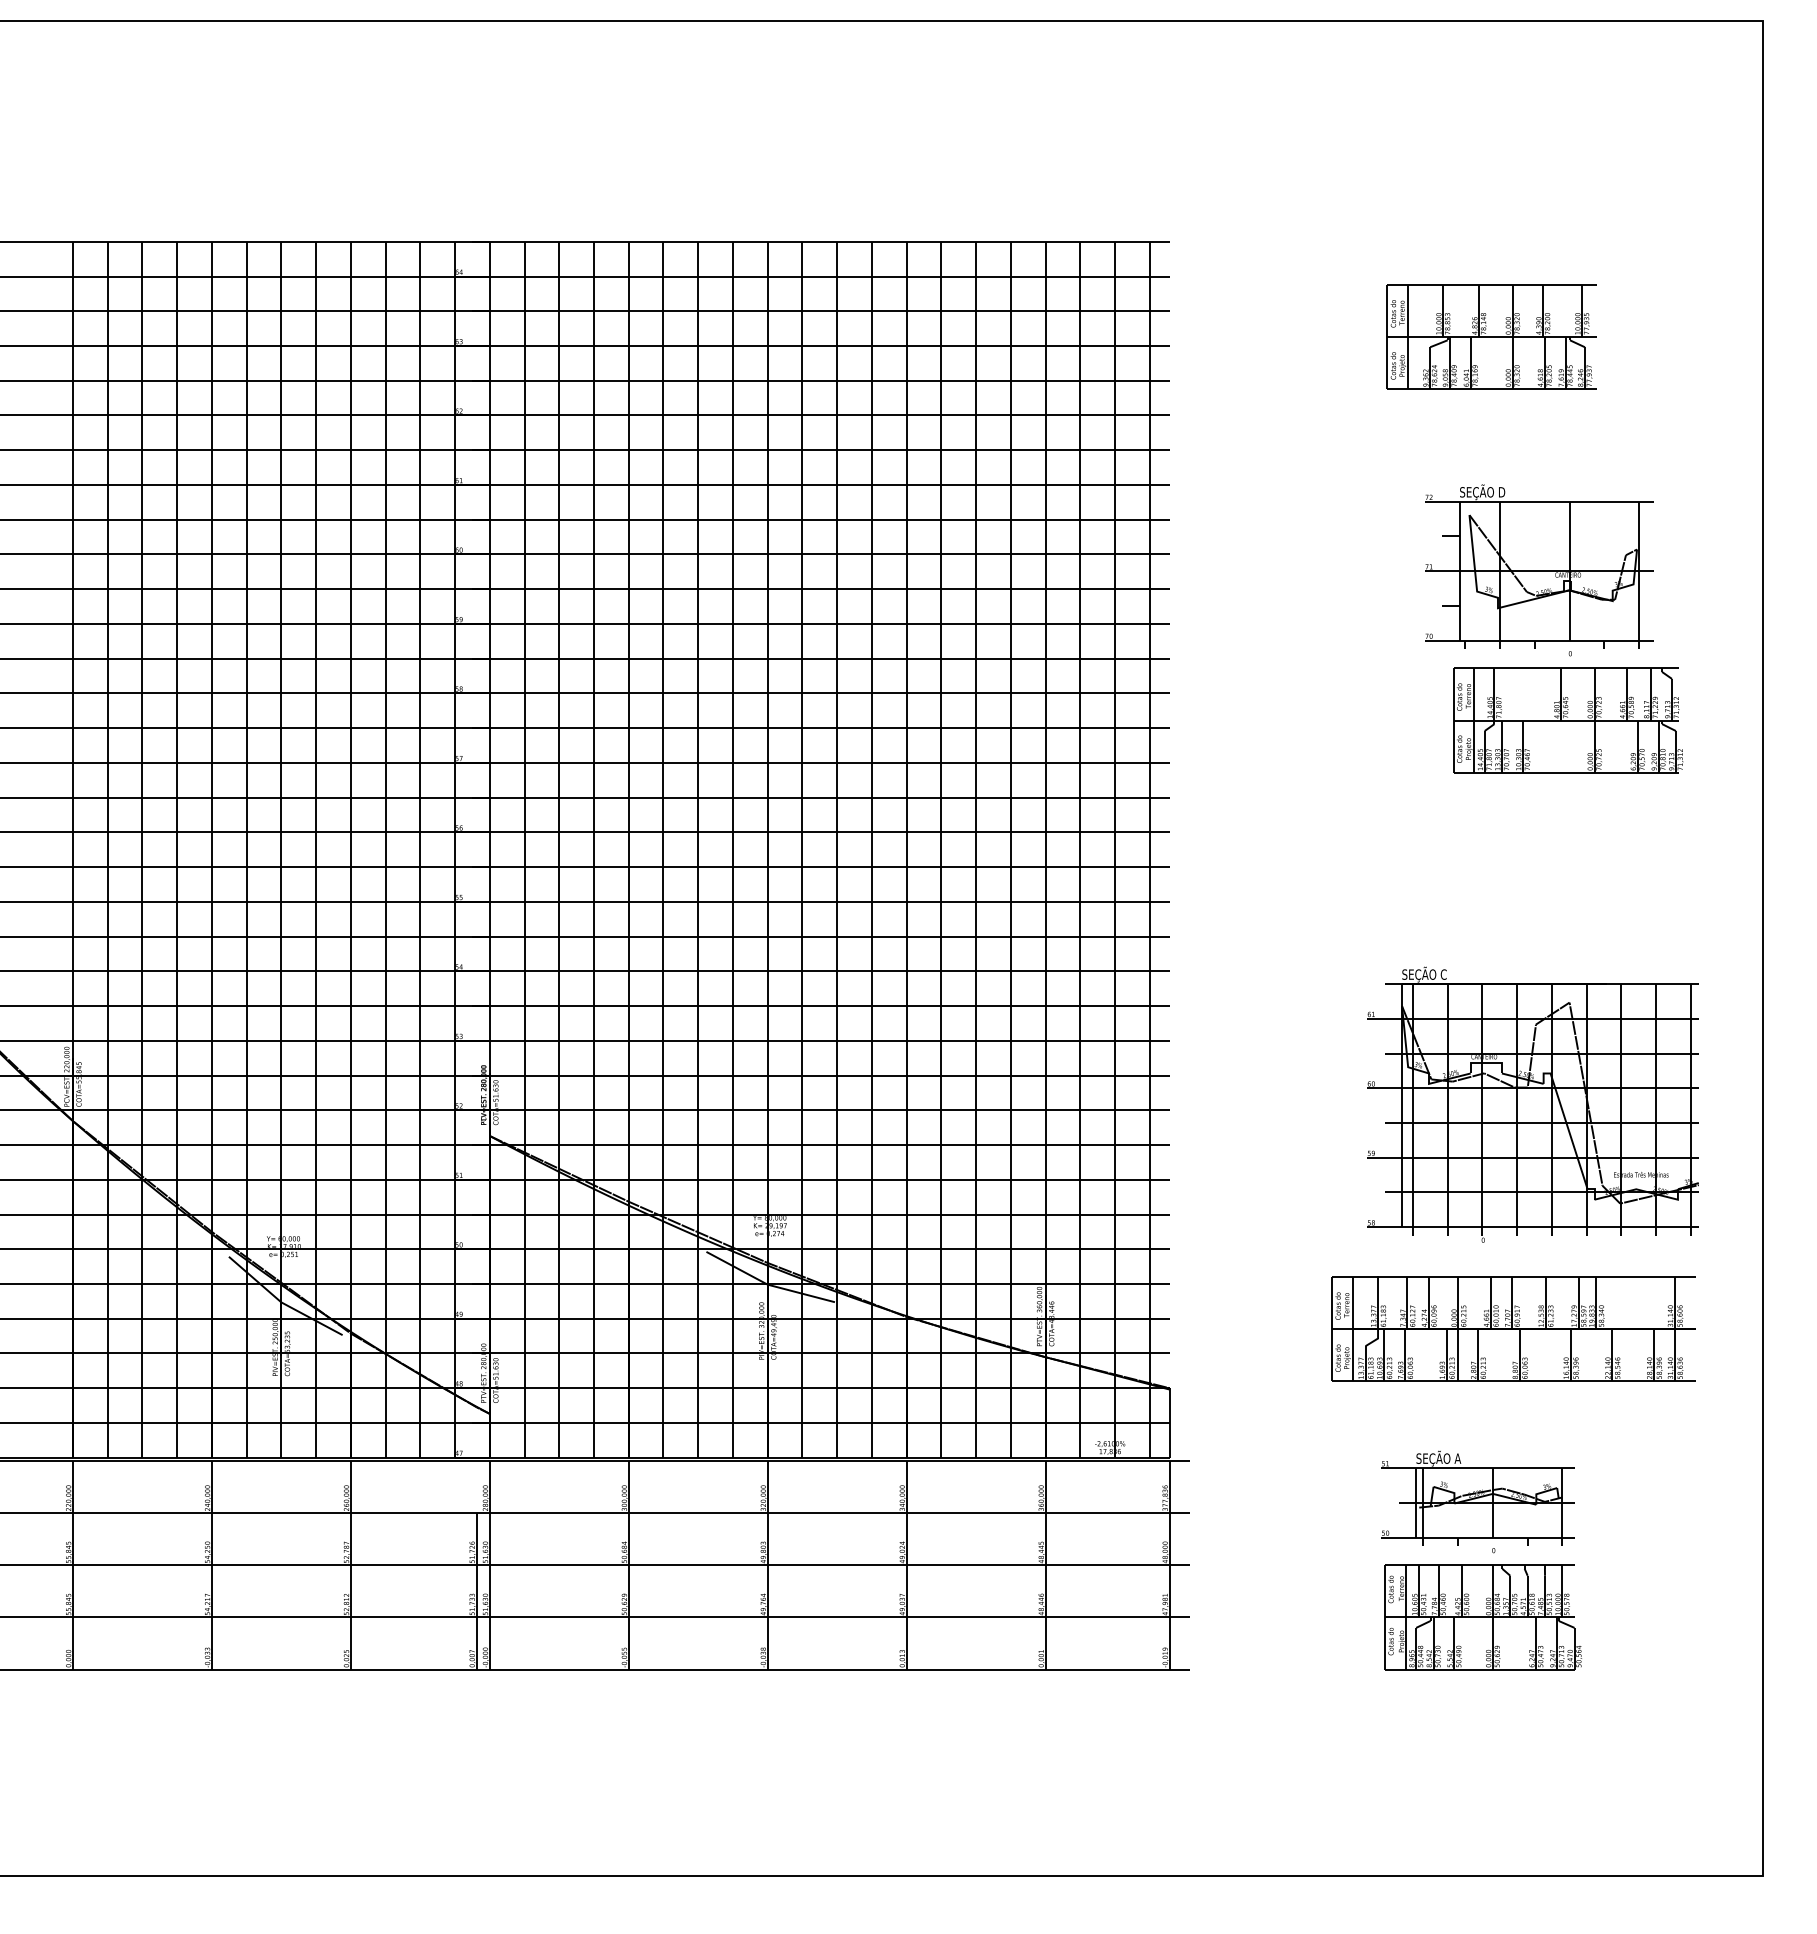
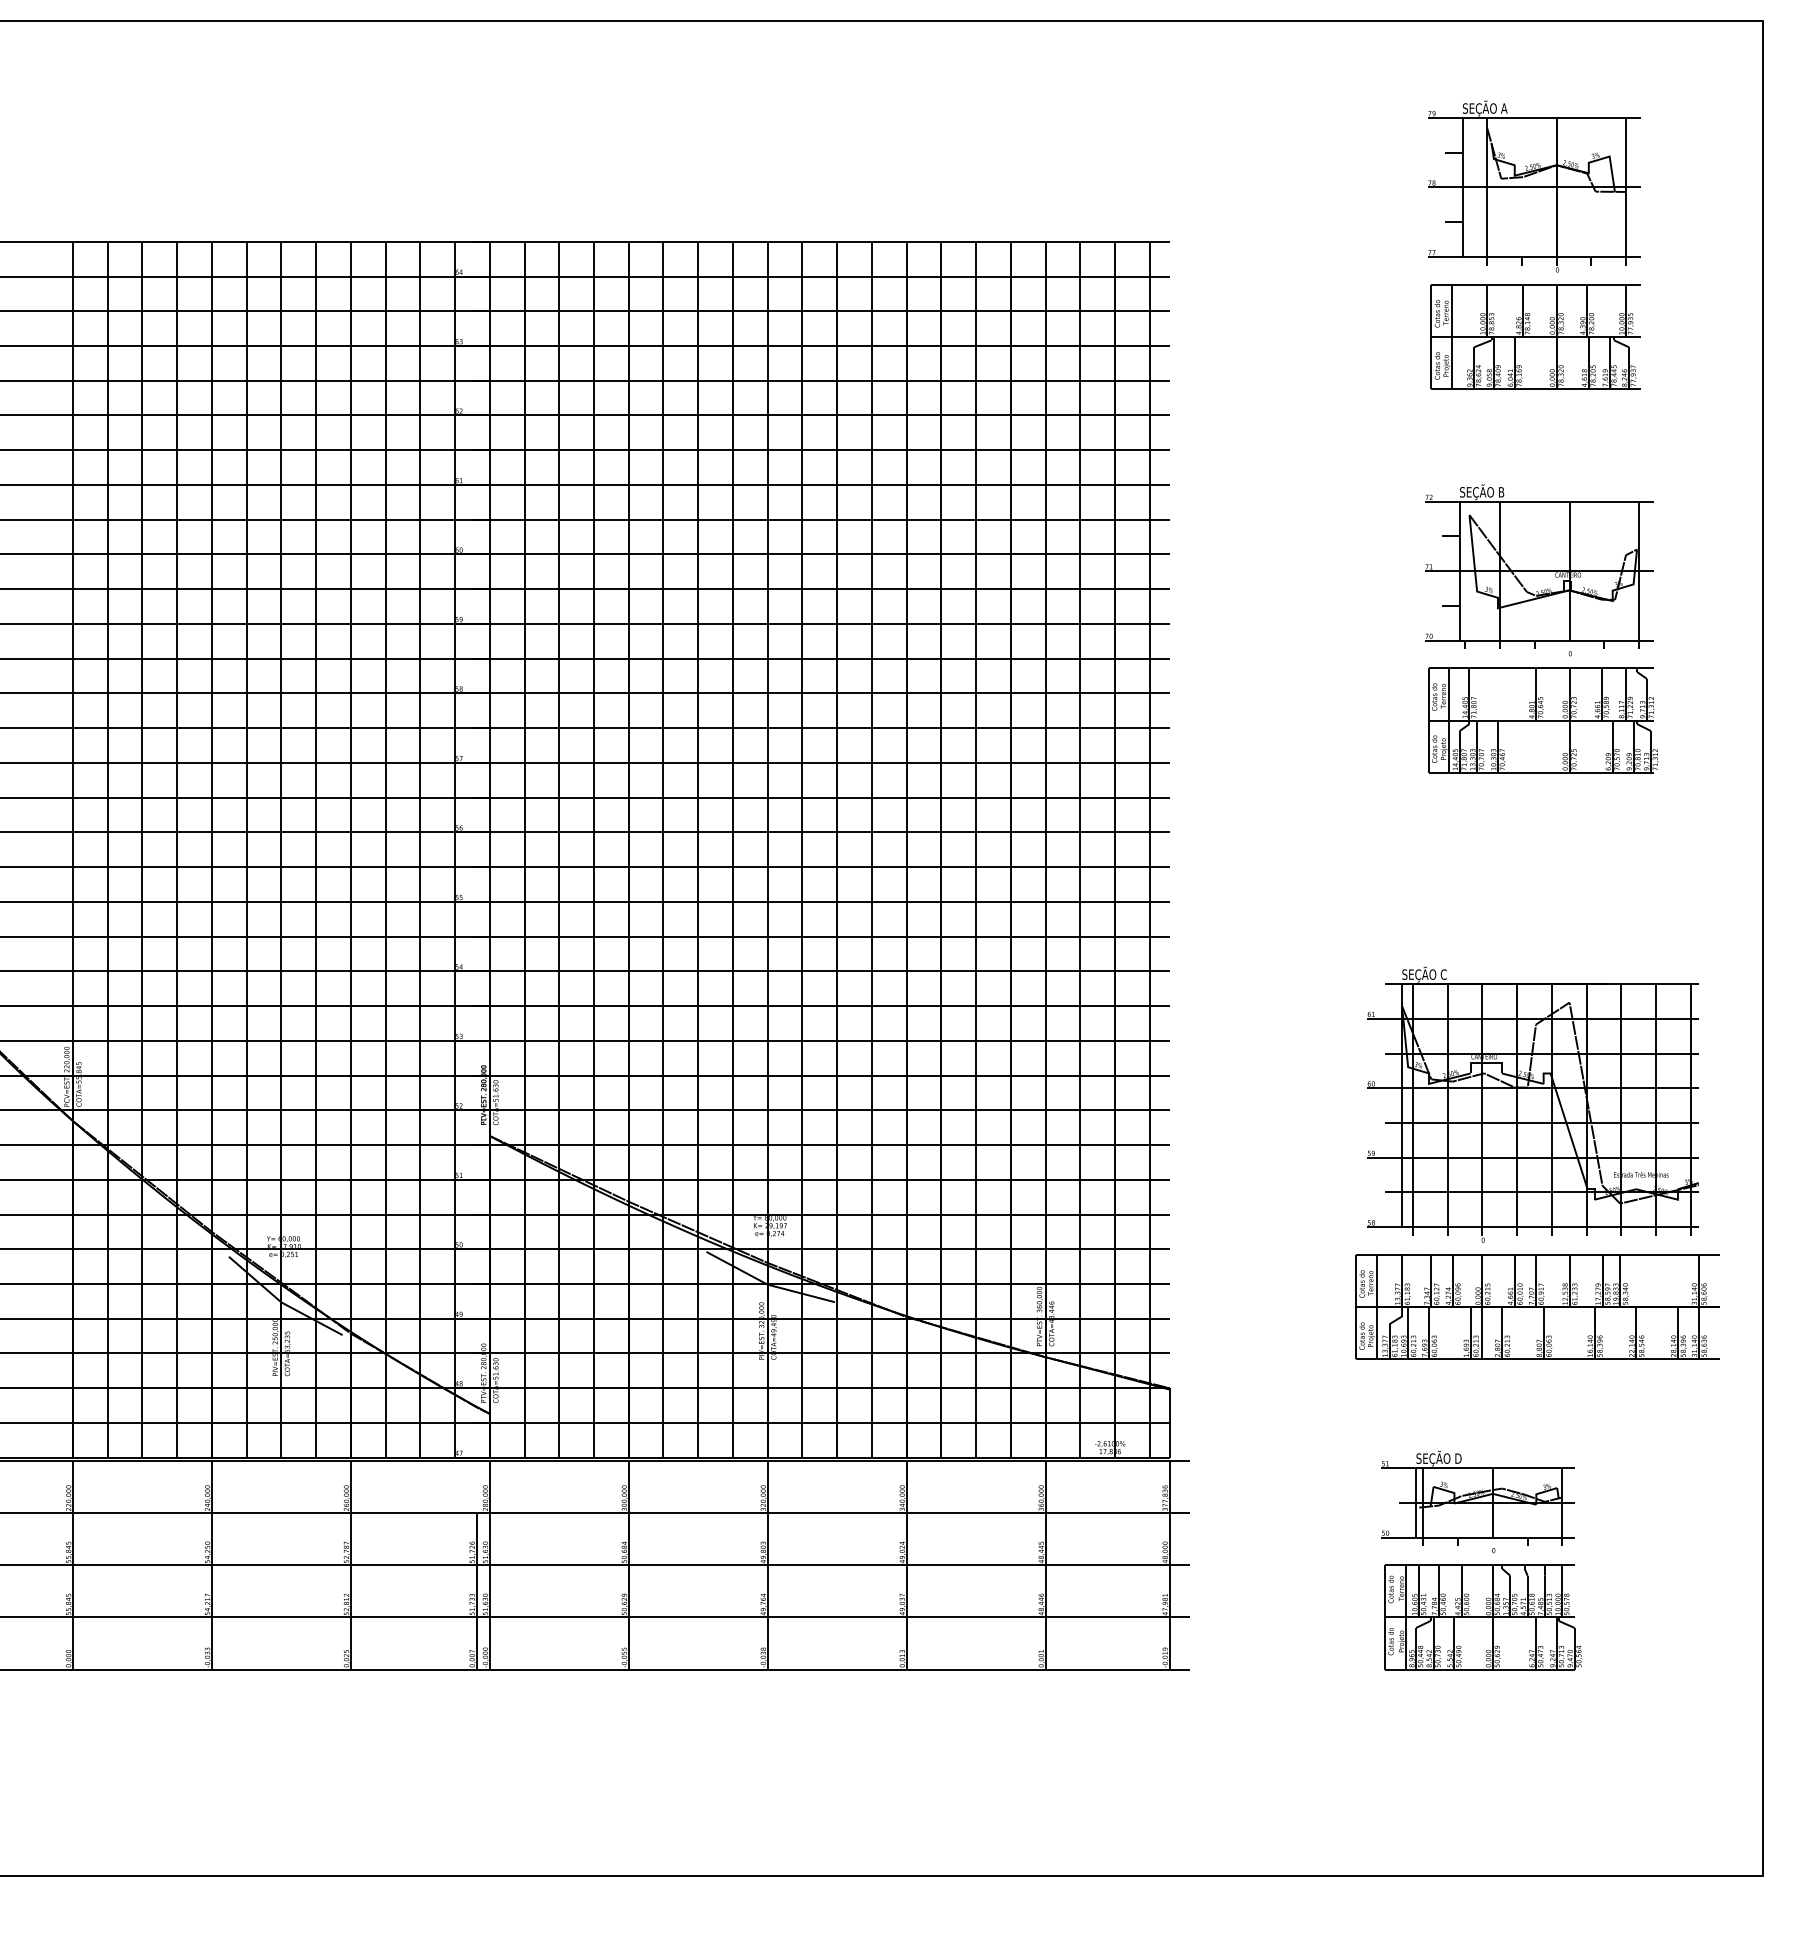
part: none -> present (1534, 186)
part position: (1491, 336) -> (1535, 336) (1535, 336)
text: SEÇÃO D -> SEÇÃO B (1502, 492)
part position: (1568, 720) -> (1543, 720) (1543, 720)
part position: (1513, 1328) -> (1537, 1306) (1537, 1306)
text: SEÇÃO A -> SEÇÃO D (1457, 1458)
